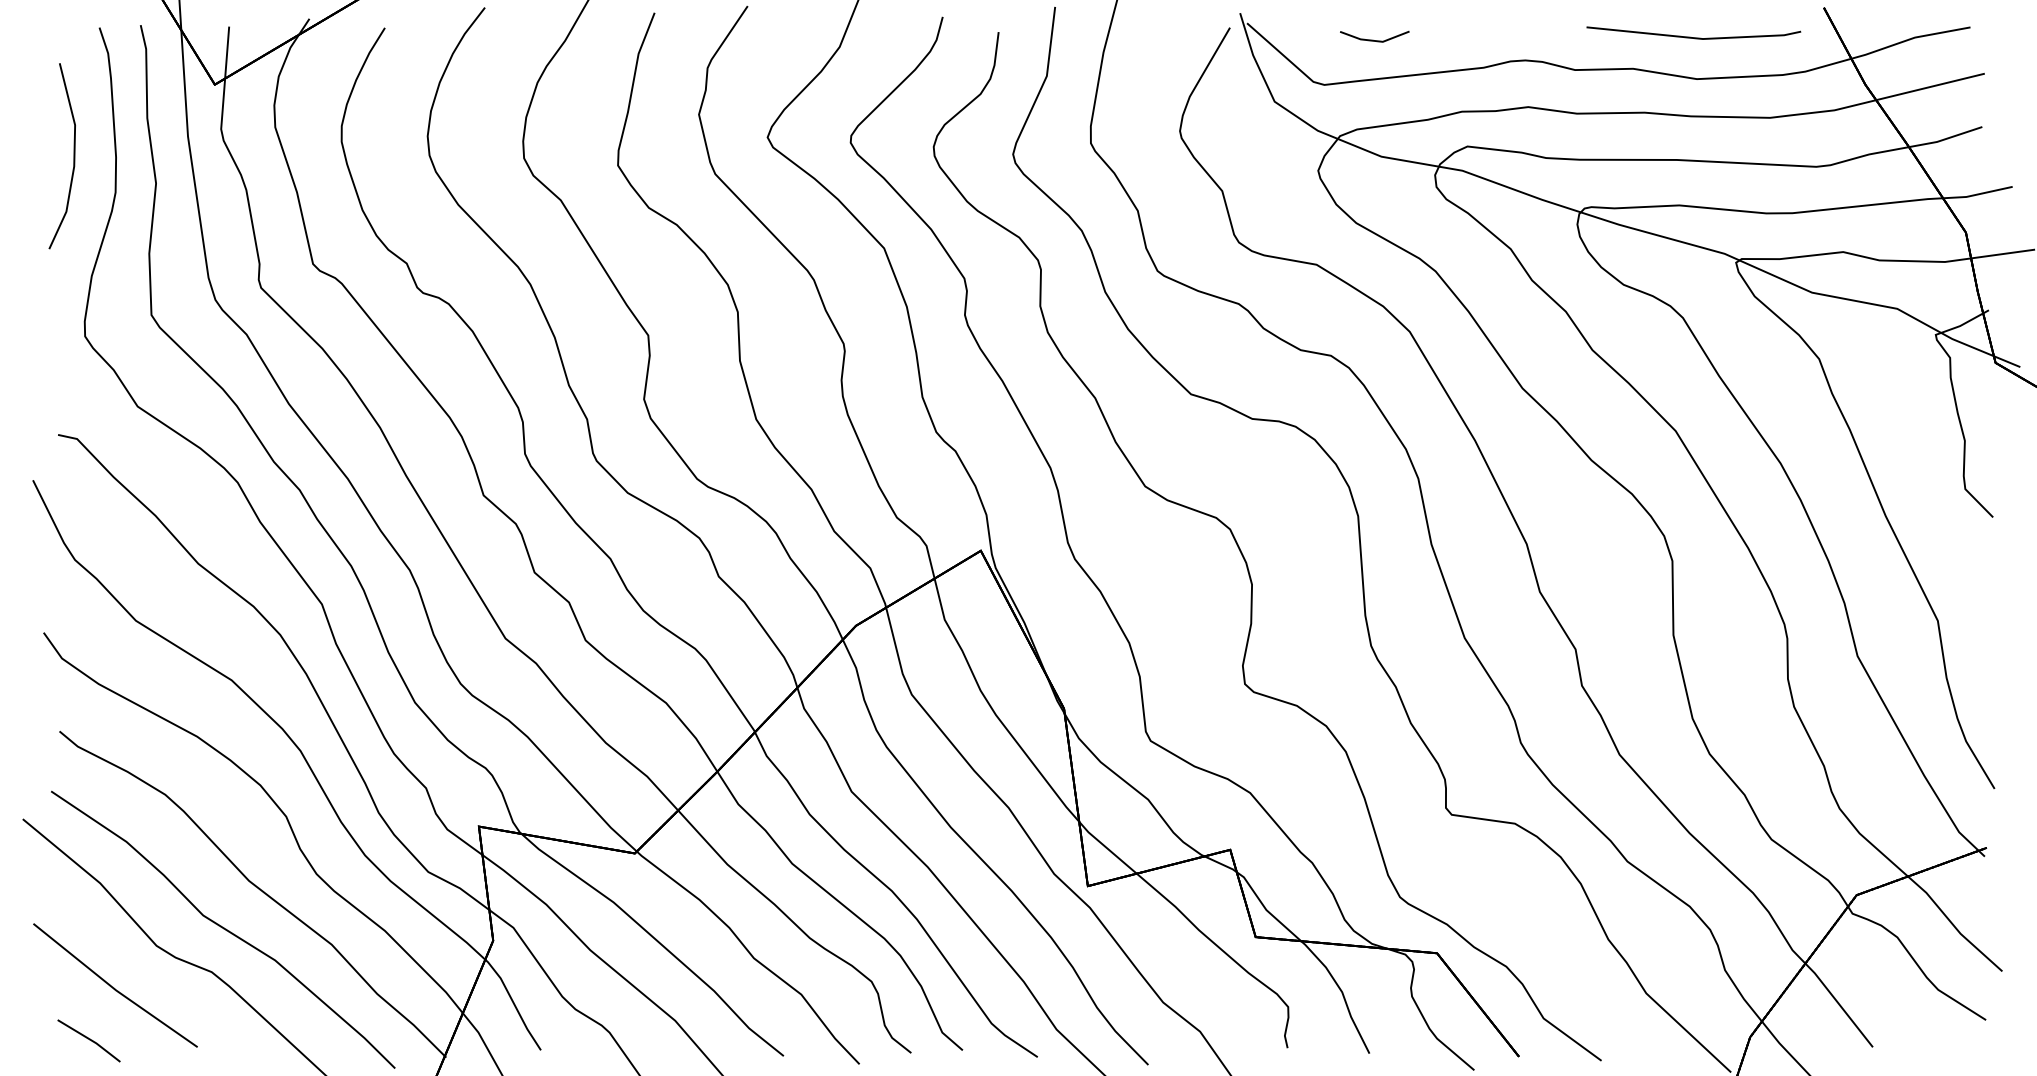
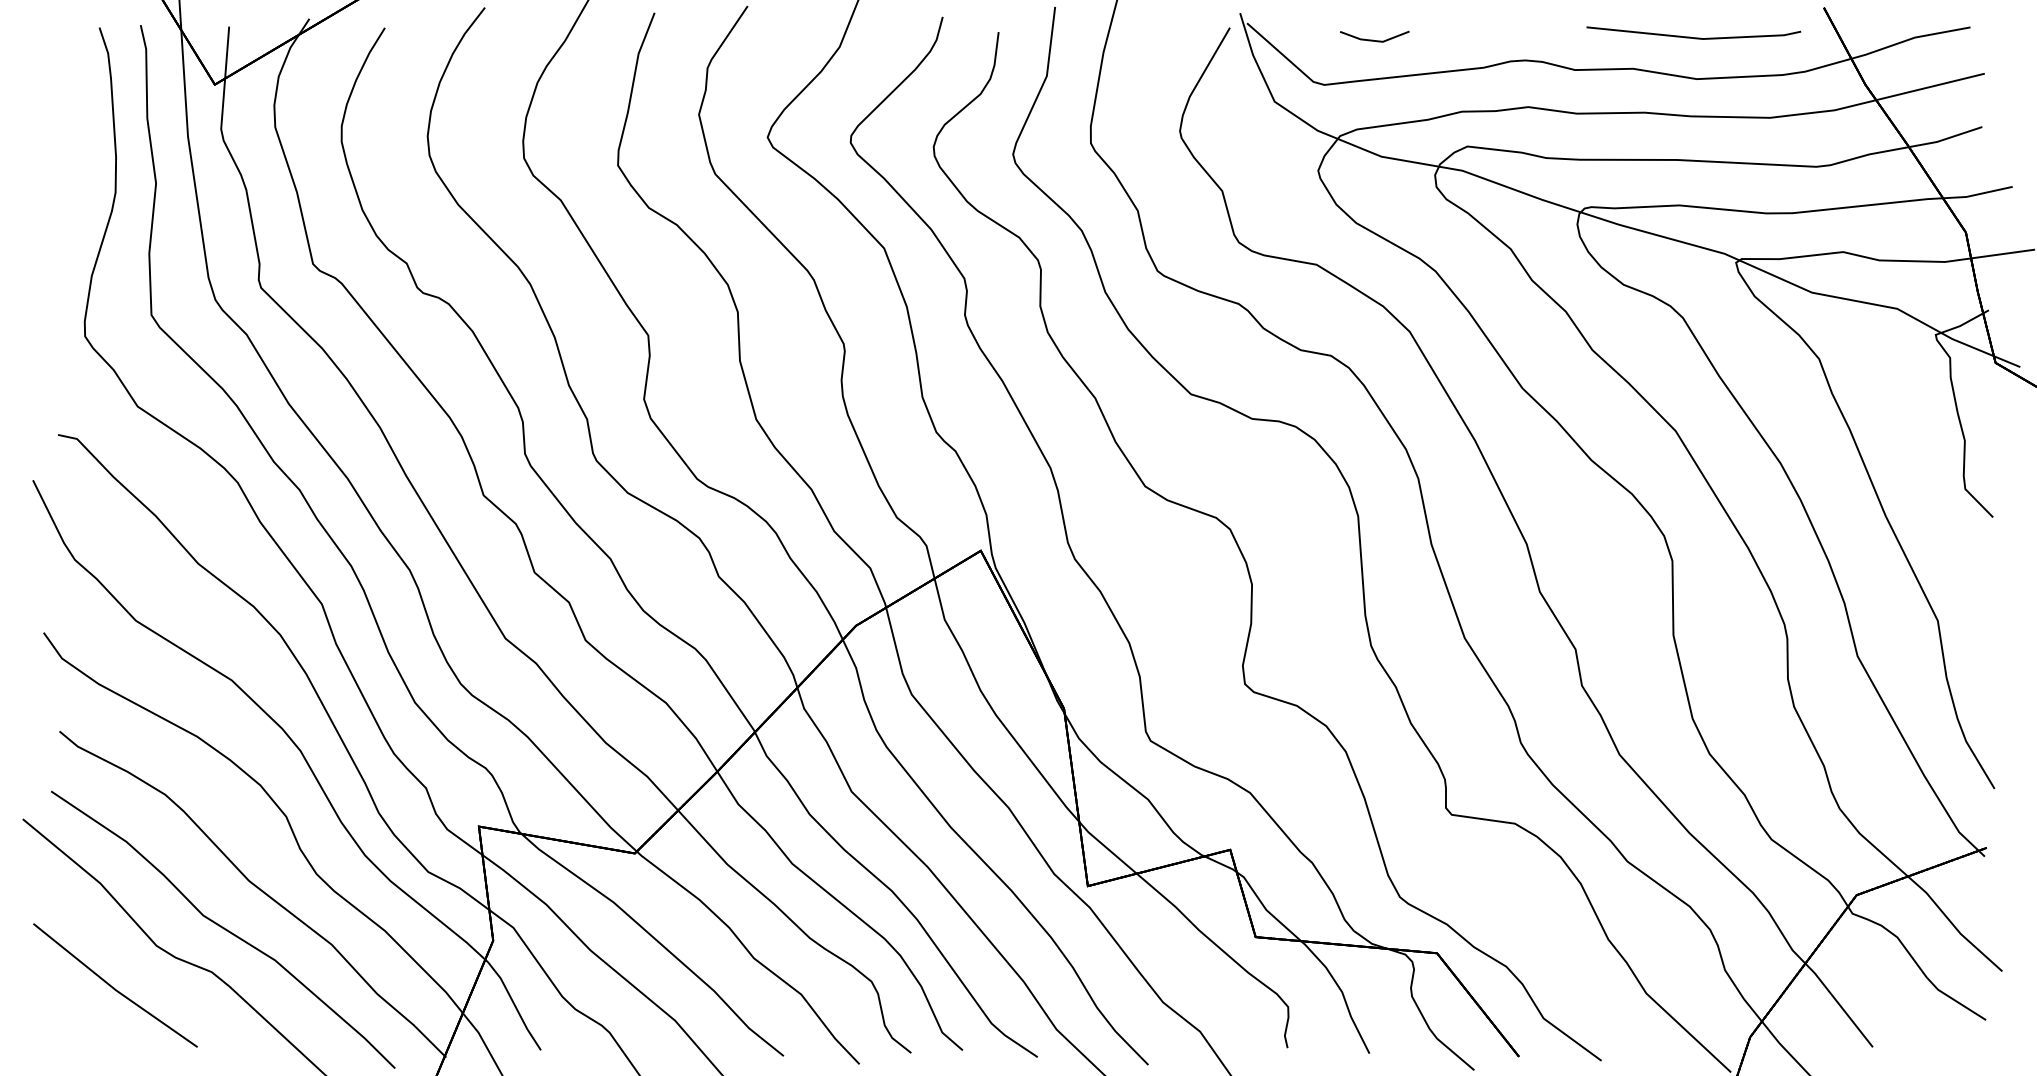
line: present -> none (73, 156)
part: present -> none (88, 1040)
